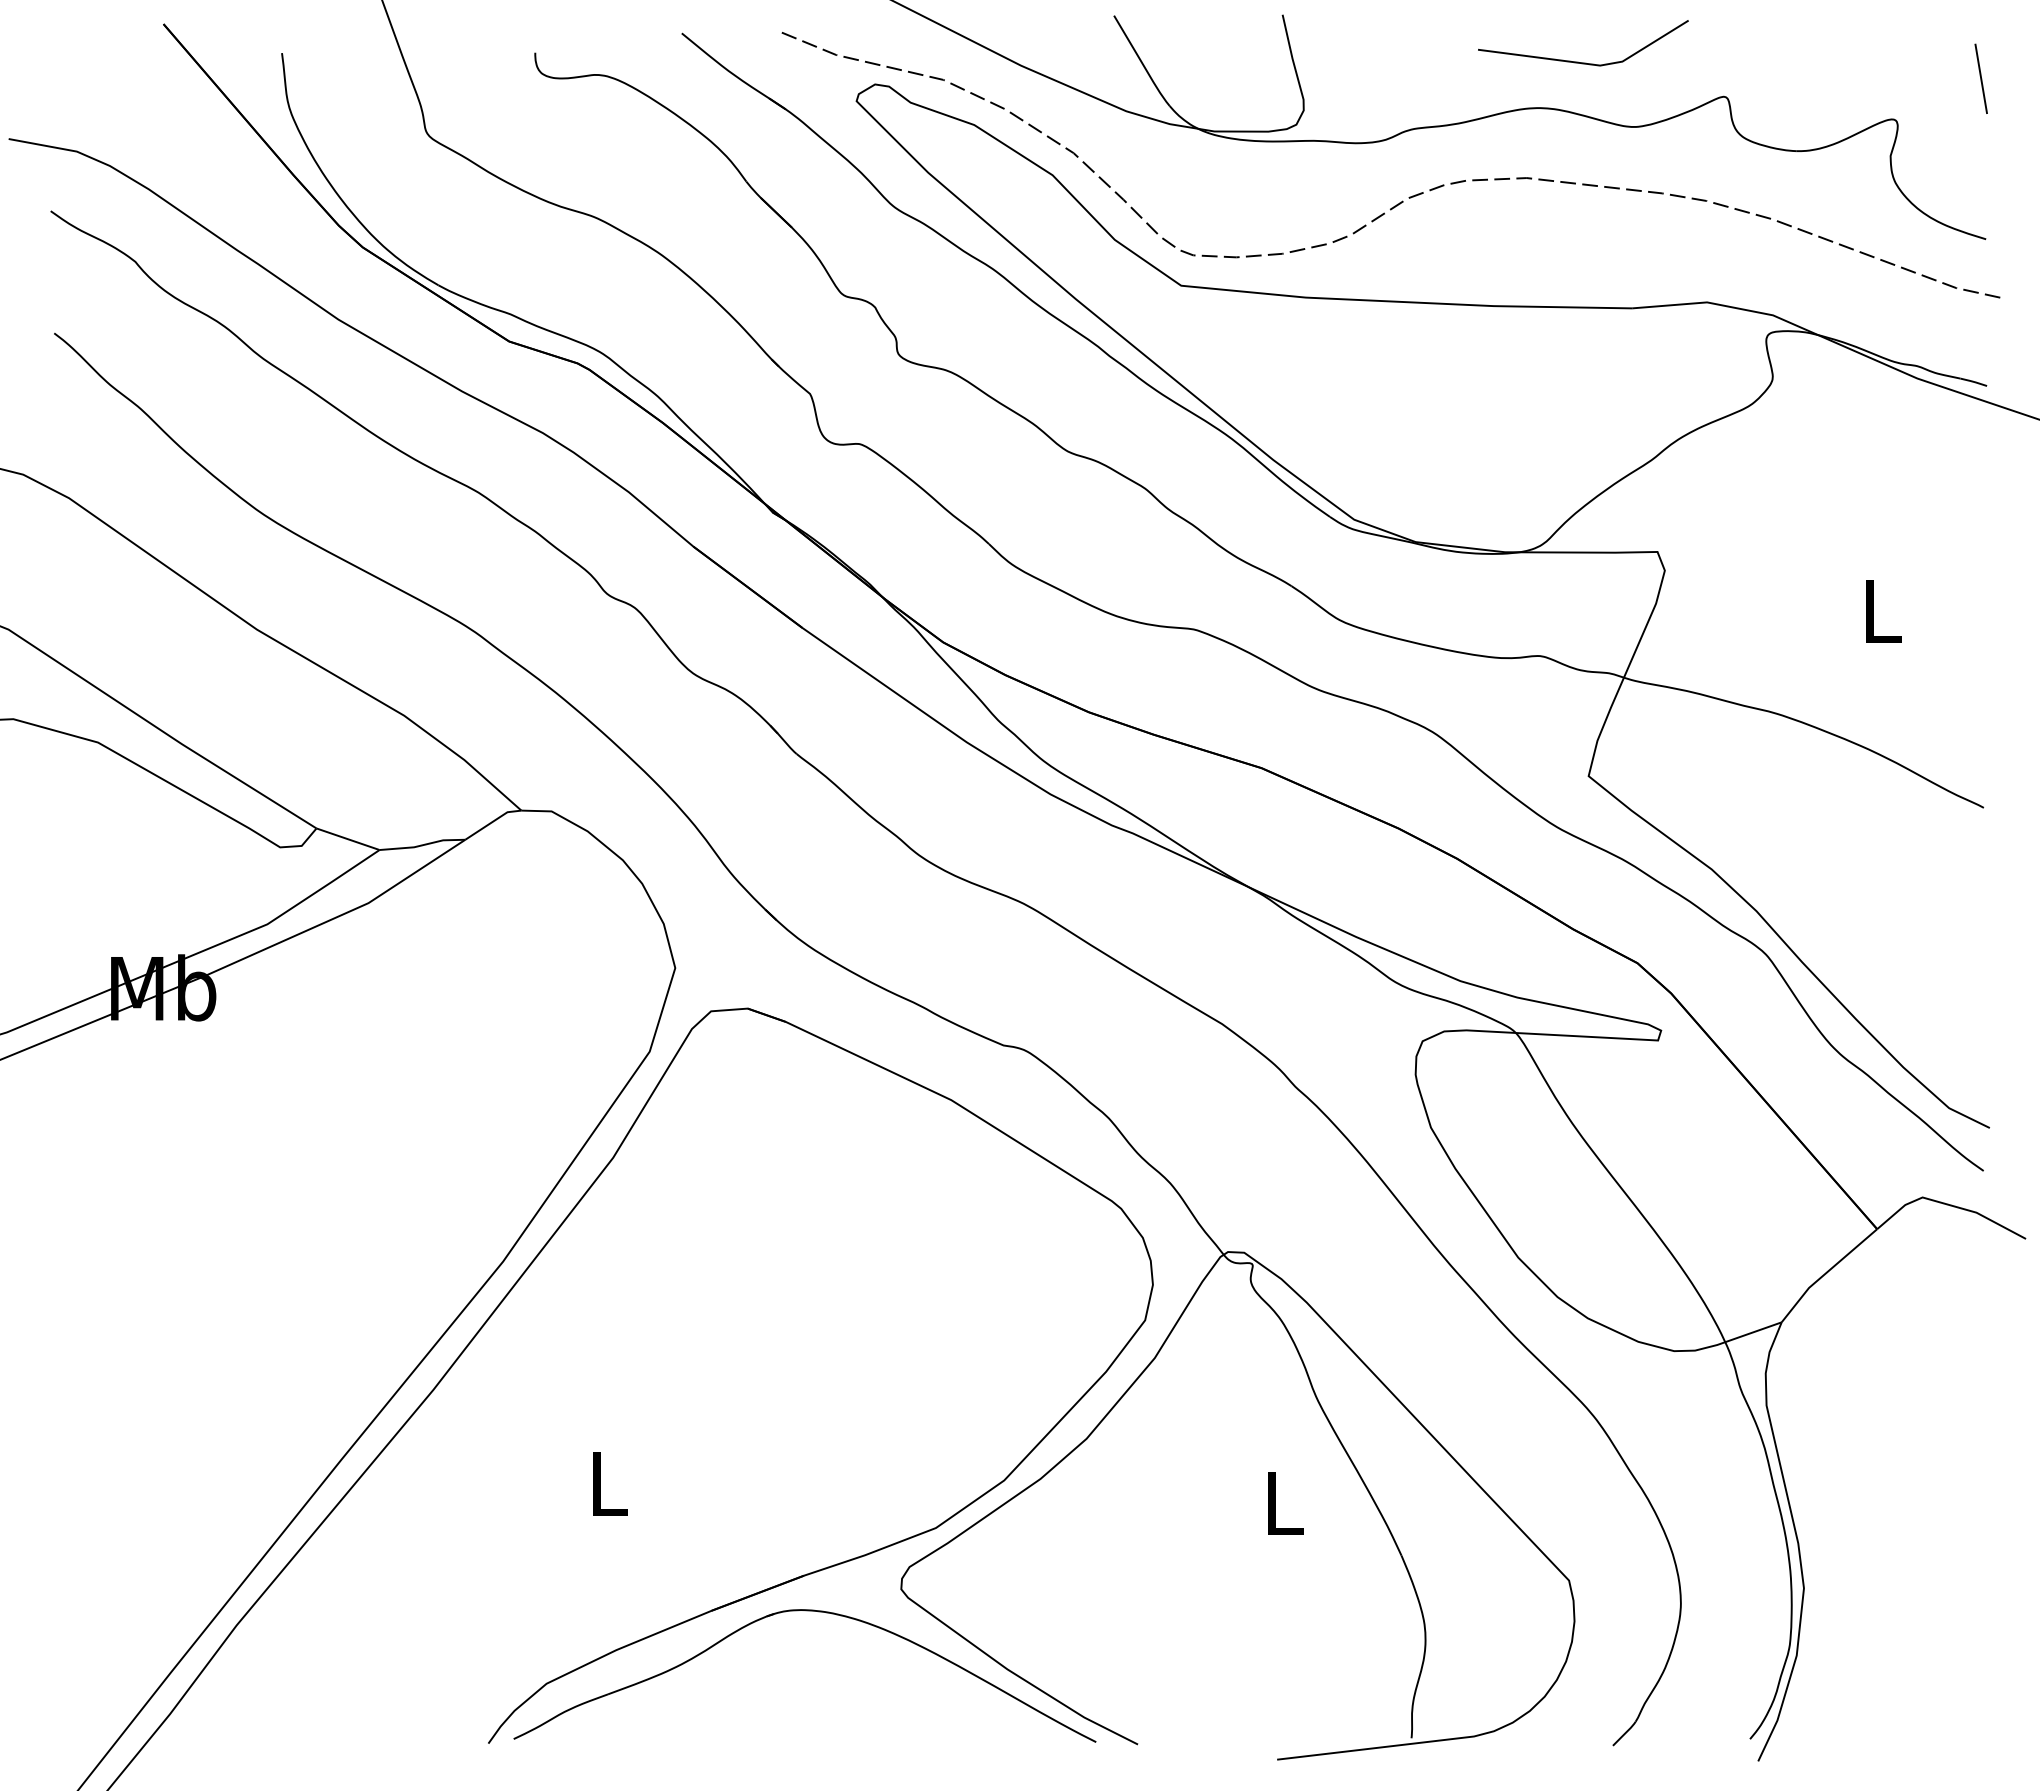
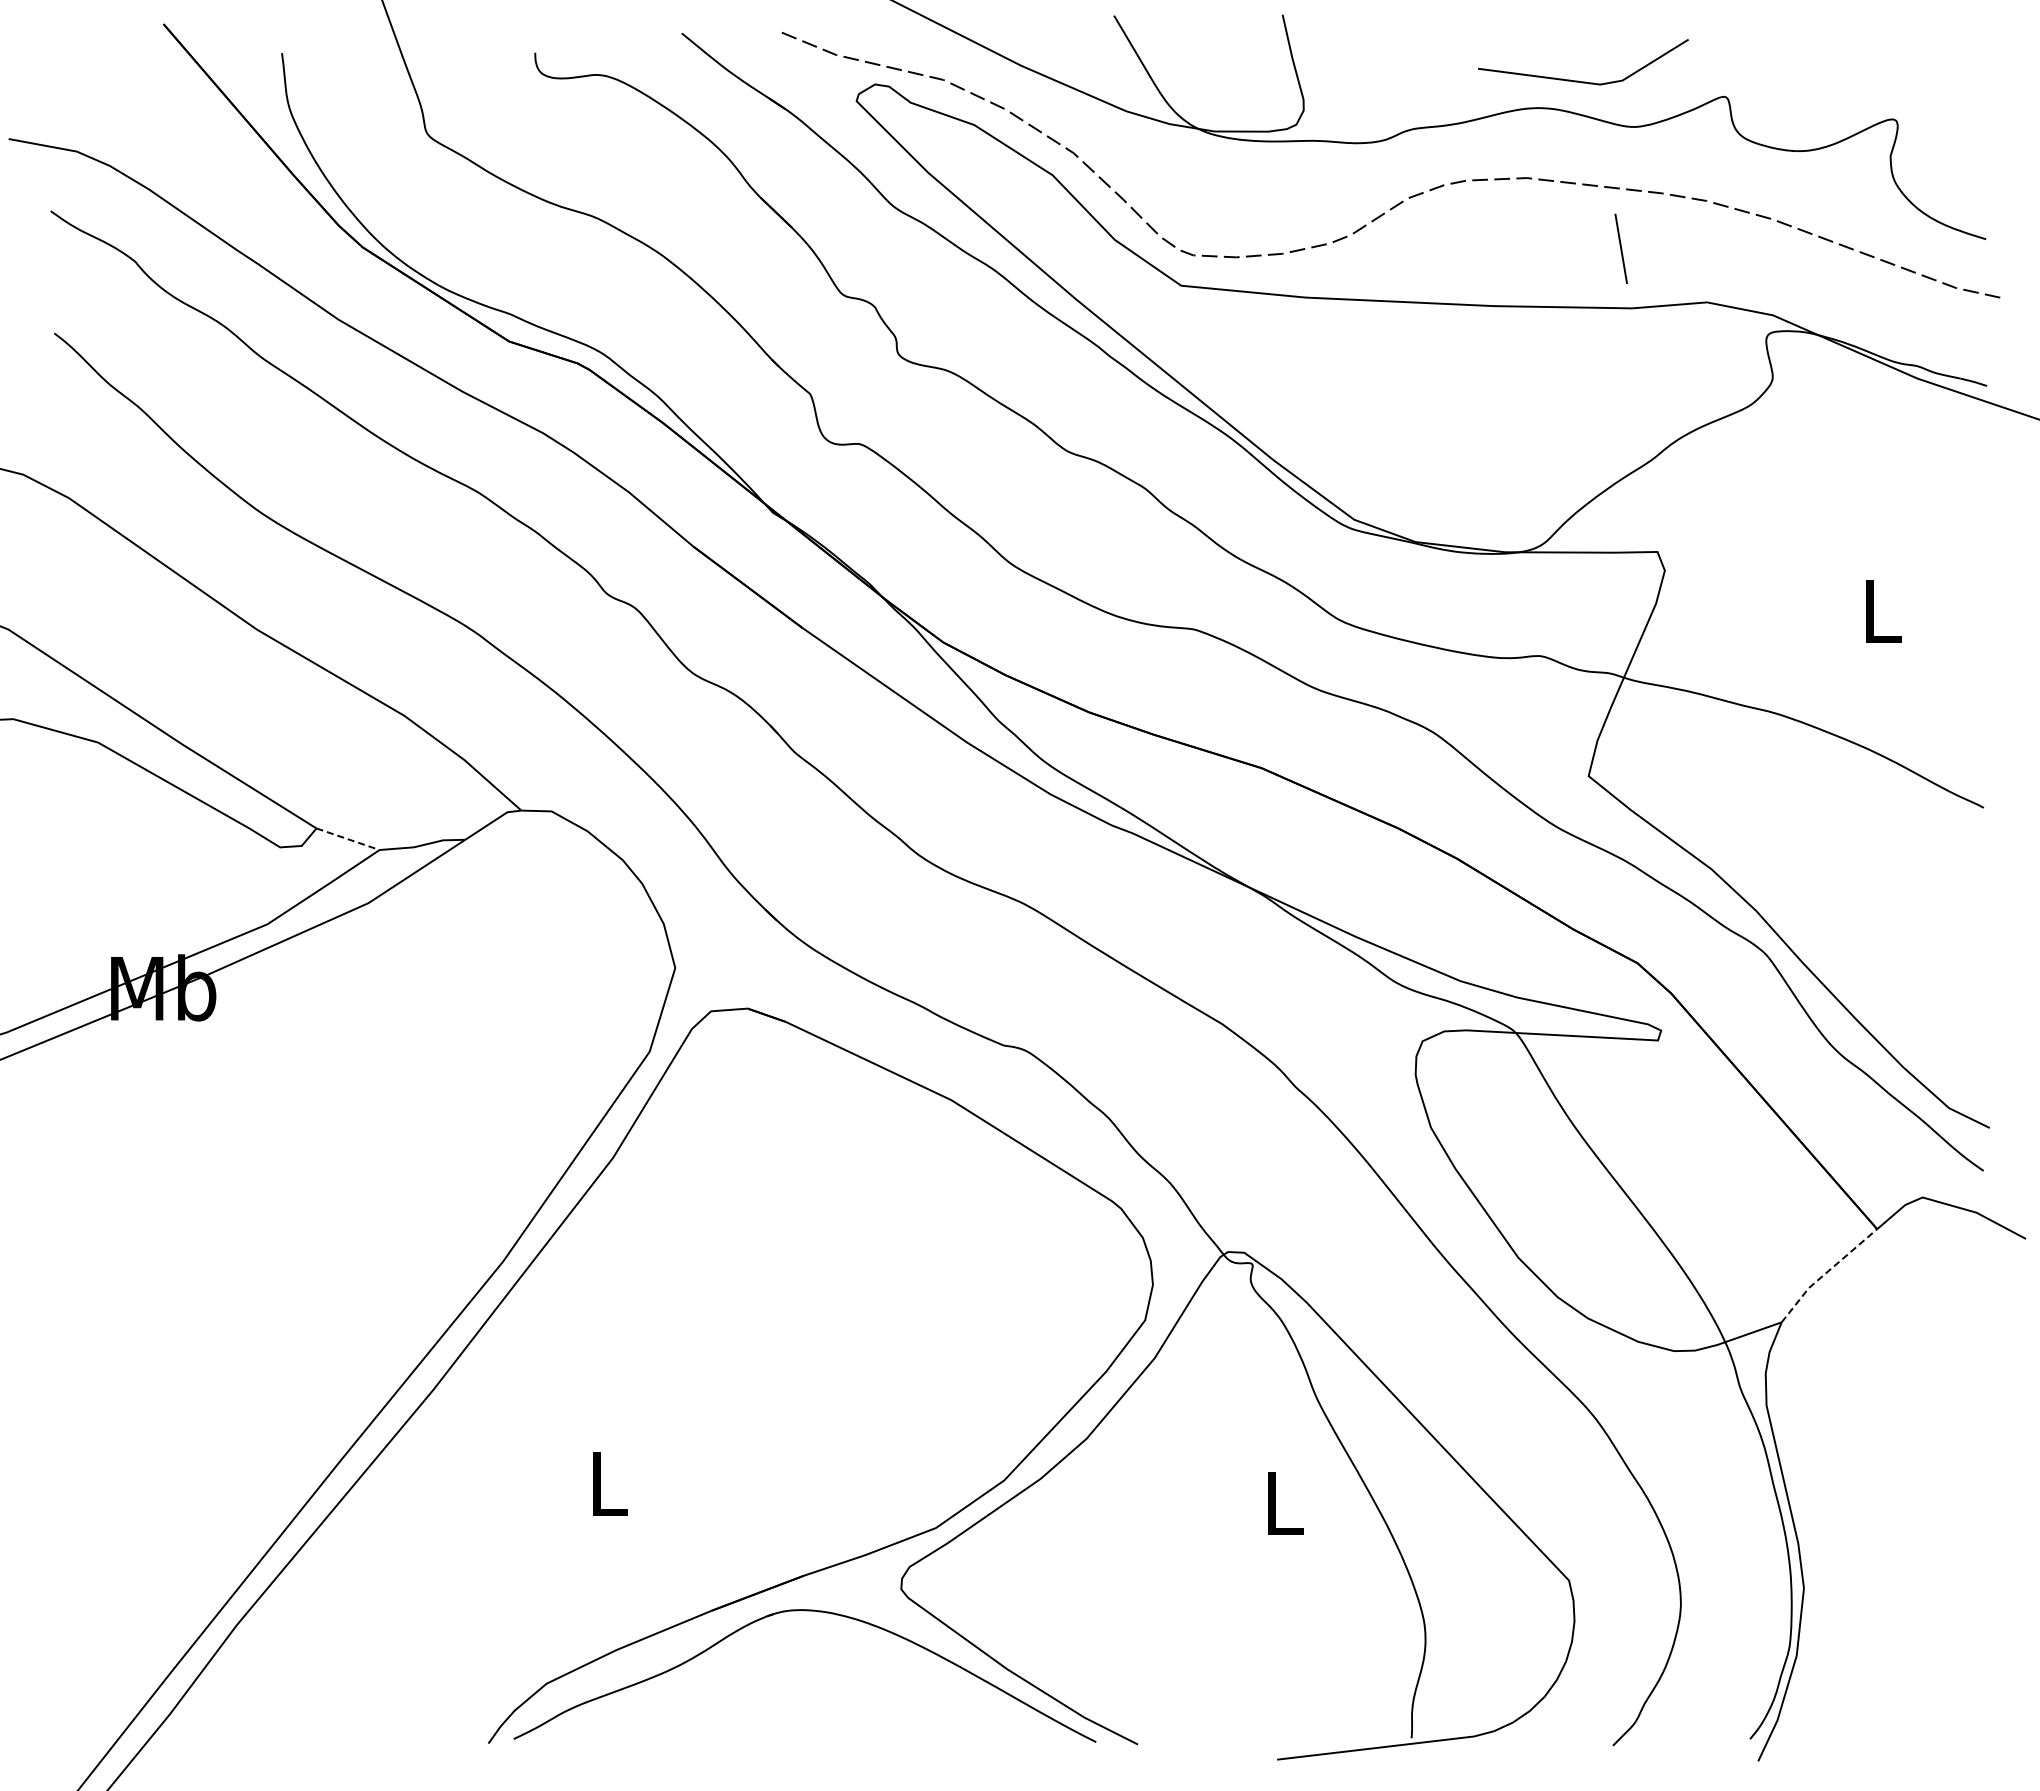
line position: (1578, 61) -> (1578, 80) (1578, 80)
line position: (1980, 78) -> (1620, 248) (1620, 248)
line: solid -> dashed (348, 839)
line: solid -> dashed (1826, 1272)
